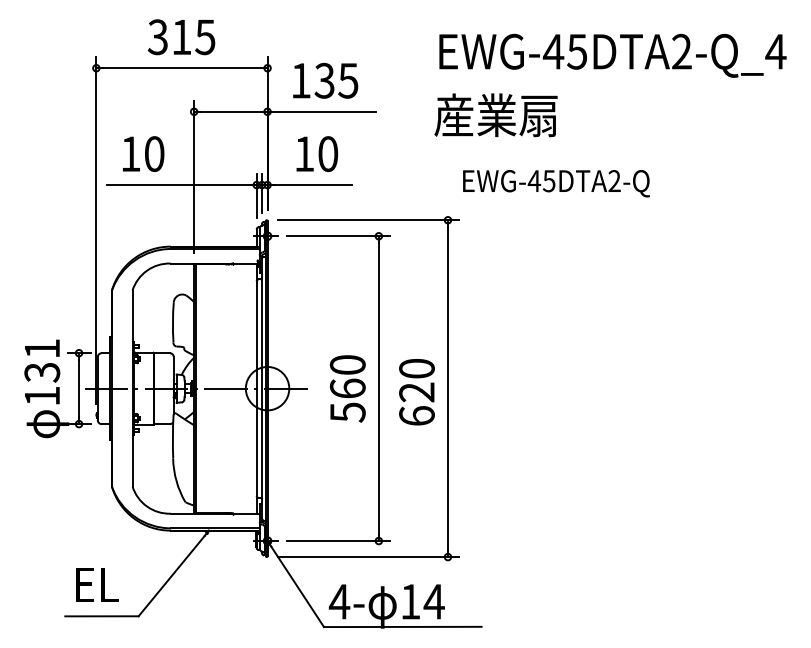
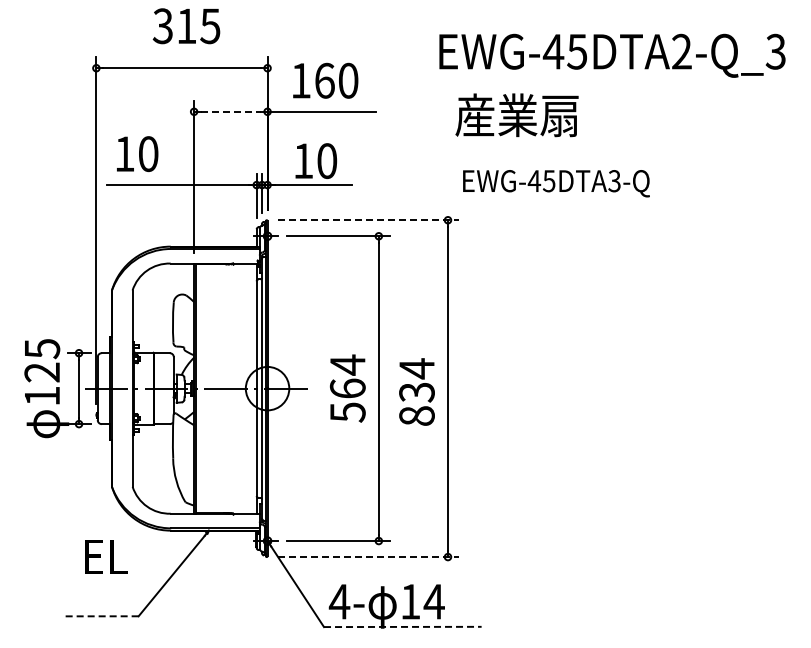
text position: (181, 37) -> (186, 26) (186, 26)
text: EWG-45DTA2-Q_4 -> EWG-45DTA2-Q_3 (775, 51)
text: 135 -> 160 (336, 80)
line: solid -> dashed (231, 111)
text position: (495, 115) -> (516, 115) (516, 115)
text position: (143, 153) -> (137, 153) (137, 153)
text position: (317, 153) -> (316, 160) (316, 160)
text: EWG-45DTA2-Q -> EWG-45DTA3-Q (614, 181)
line: solid -> dashed (368, 220)
text: 131 -> 125 (42, 360)
text: 560 -> 564 (347, 364)
text: 620 -> 834 (416, 391)
line: solid -> dashed (368, 557)
text position: (97, 584) -> (106, 556) (106, 556)
line: solid -> dashed (101, 616)
line: solid -> dashed (402, 626)
